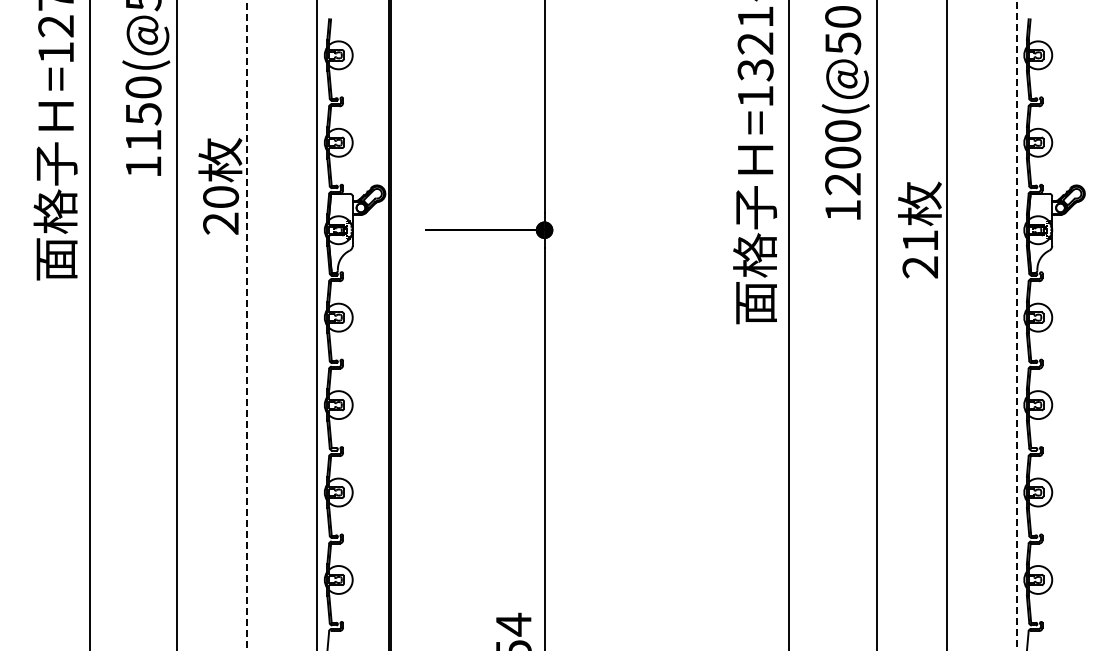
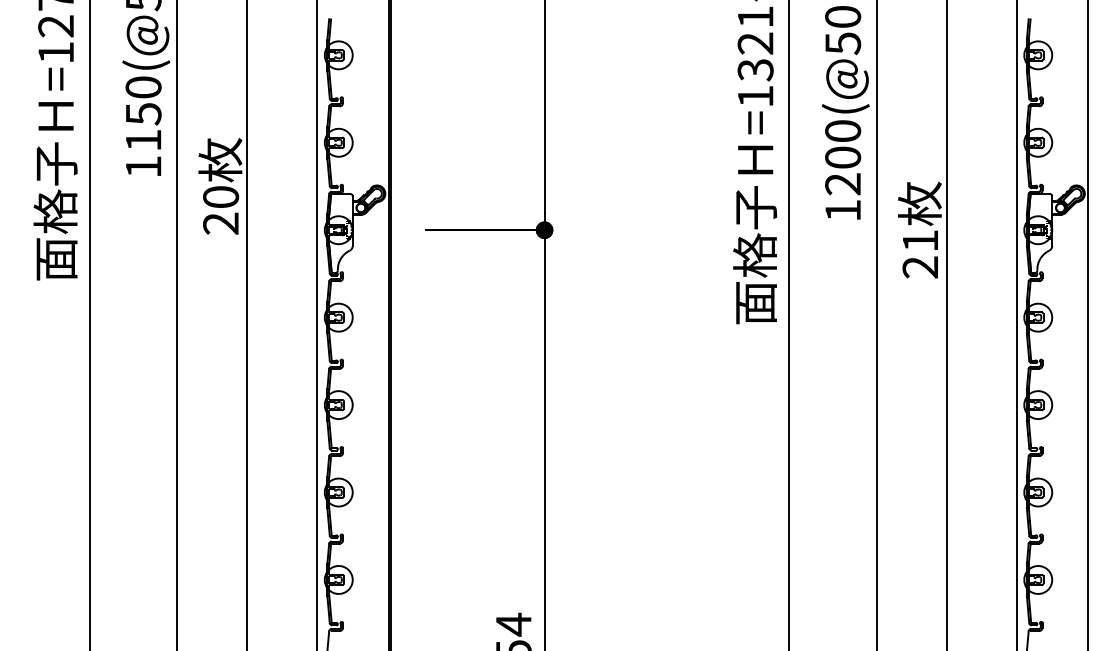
line: dashed -> solid (247, 324)
line: none -> present (1088, 324)
line: dashed -> solid (1016, 325)
